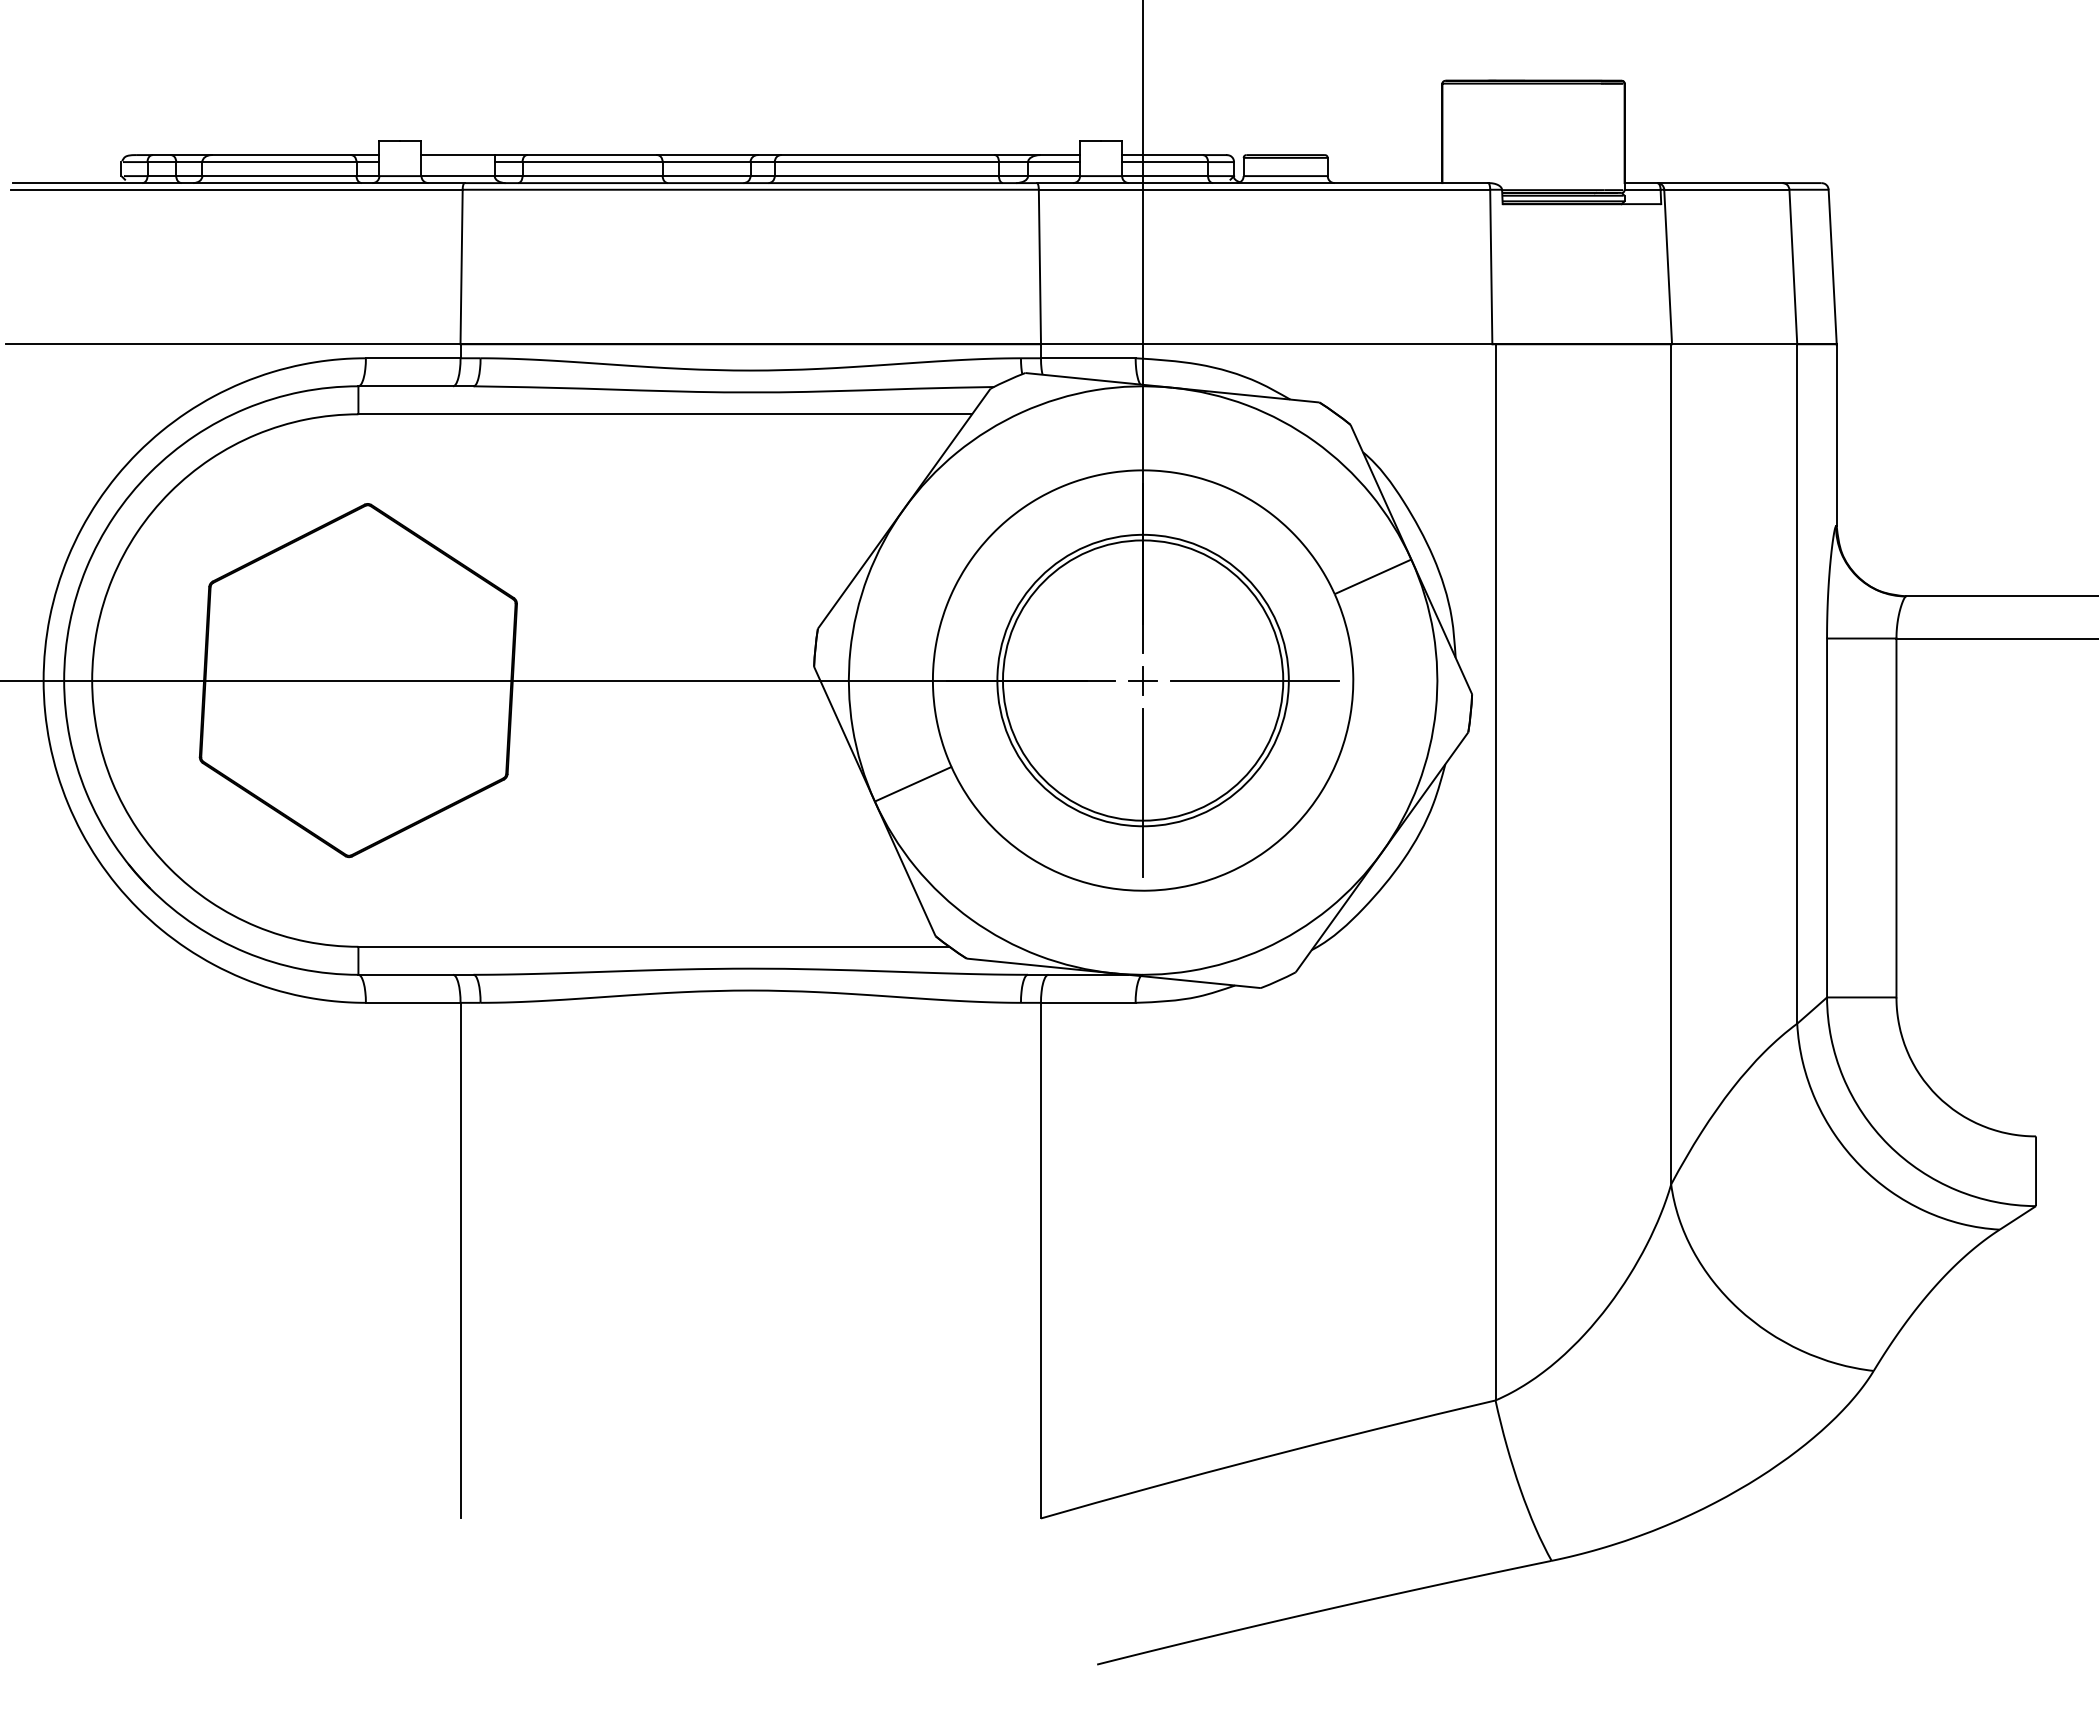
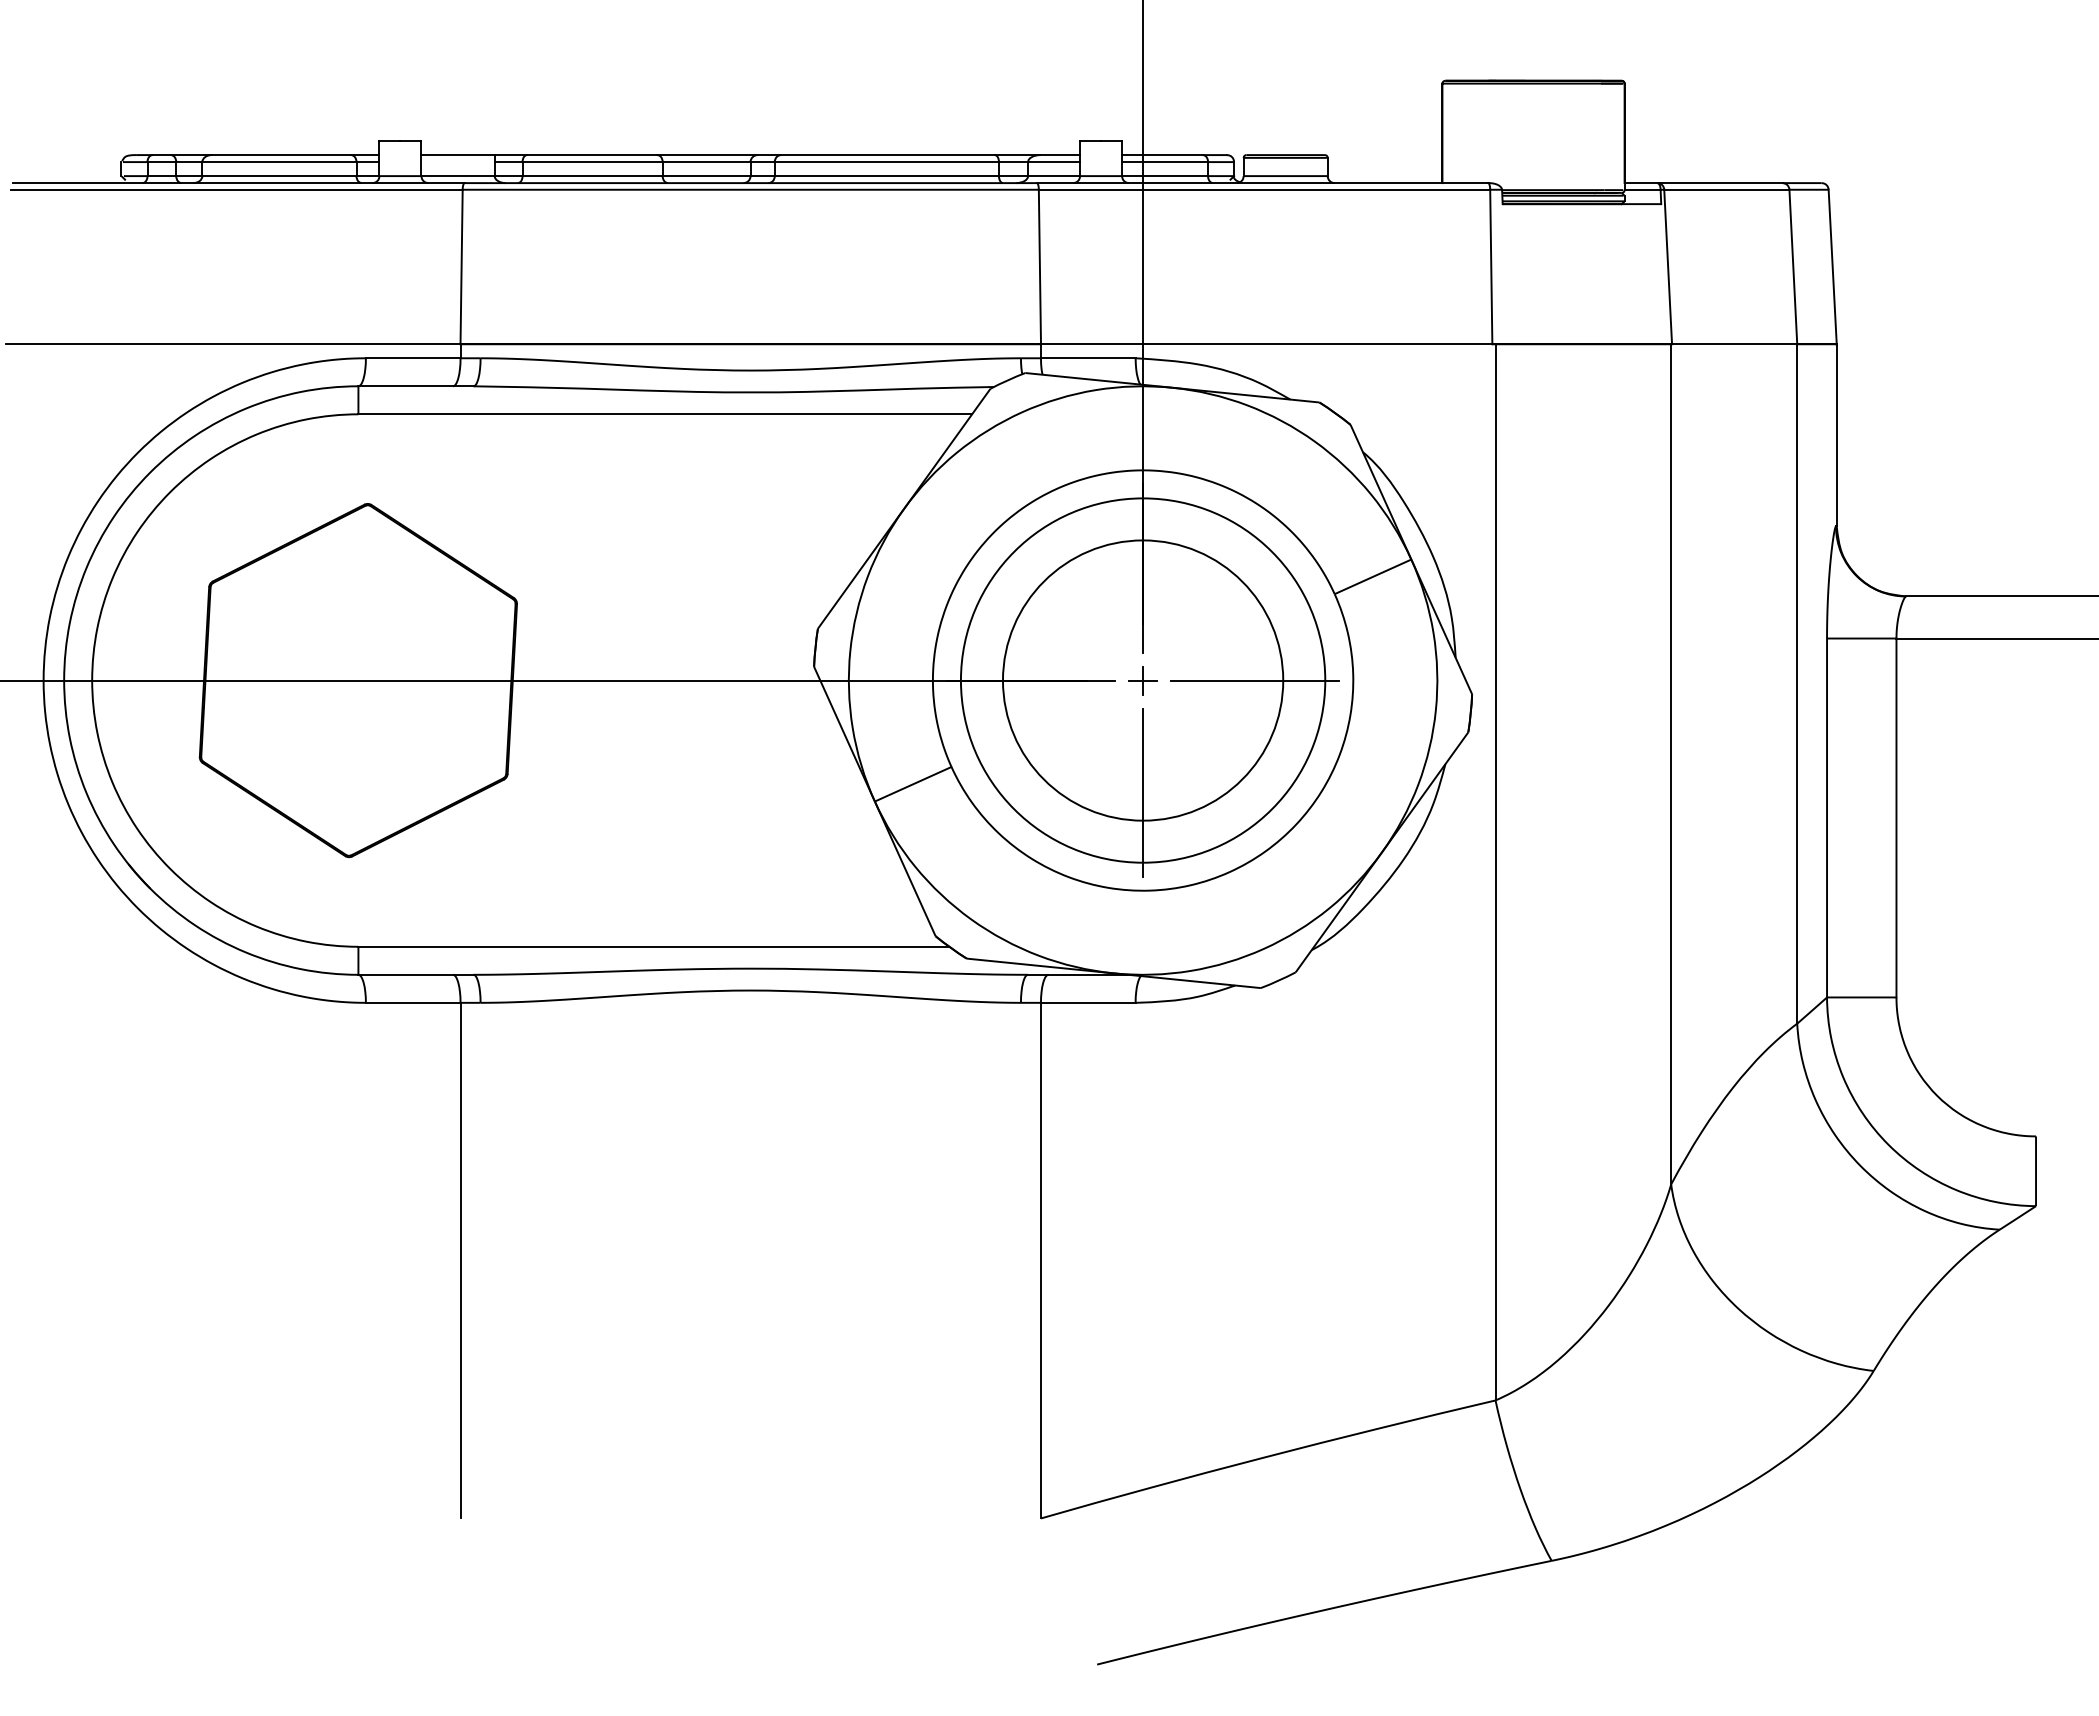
circle diameter: 291 px -> 364 px (1142, 680)
